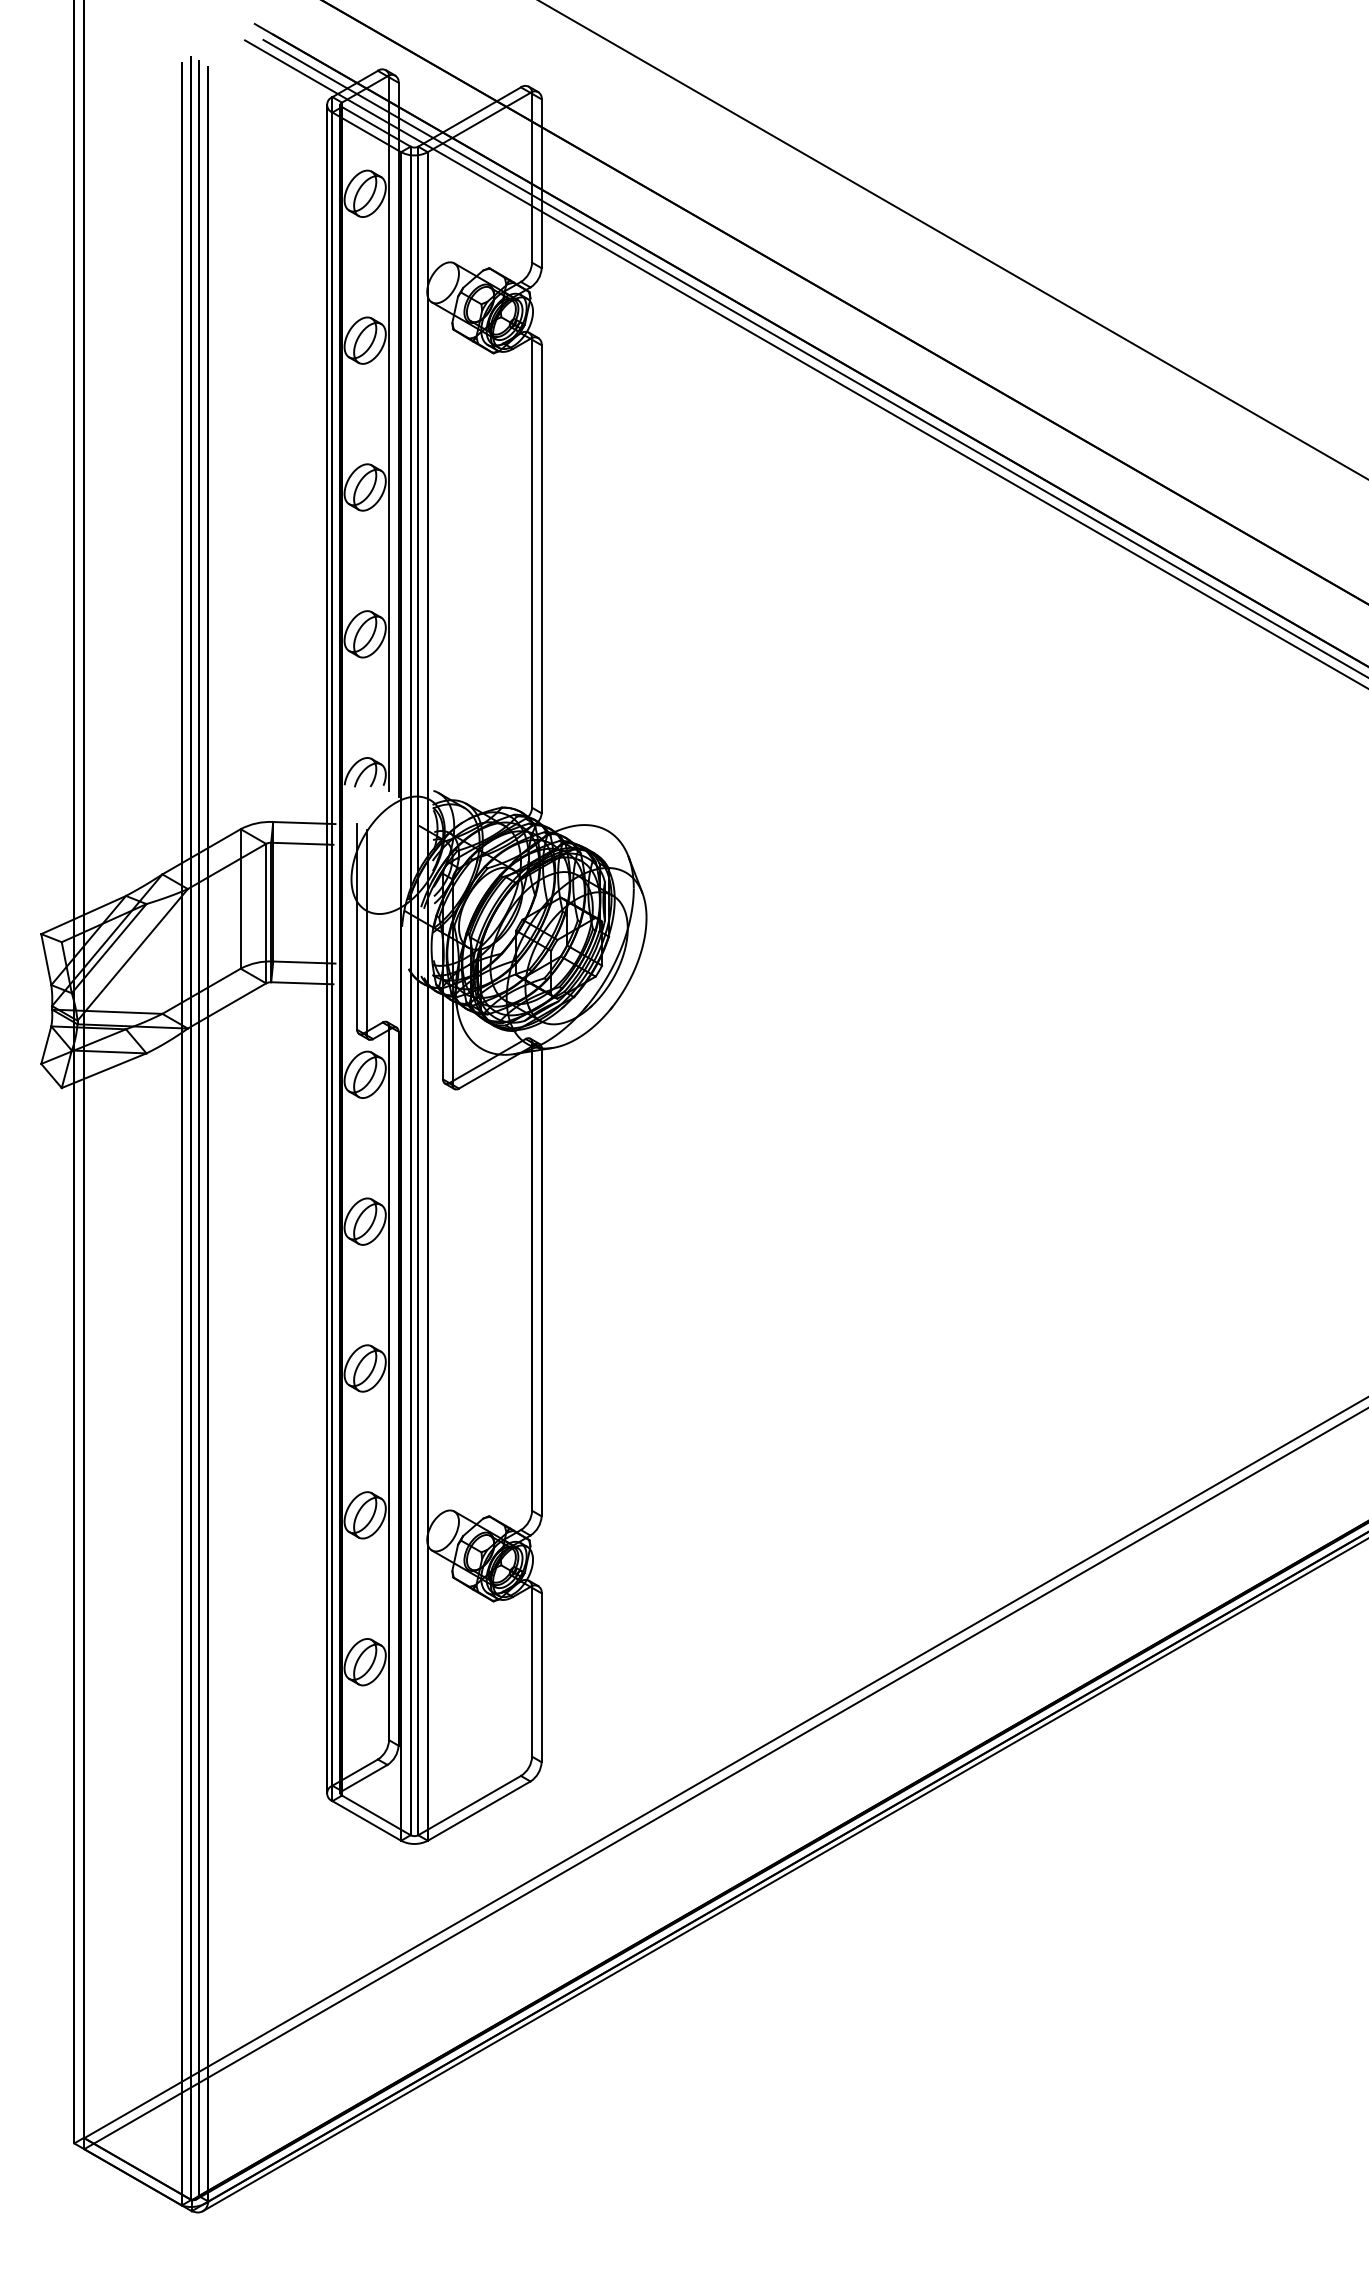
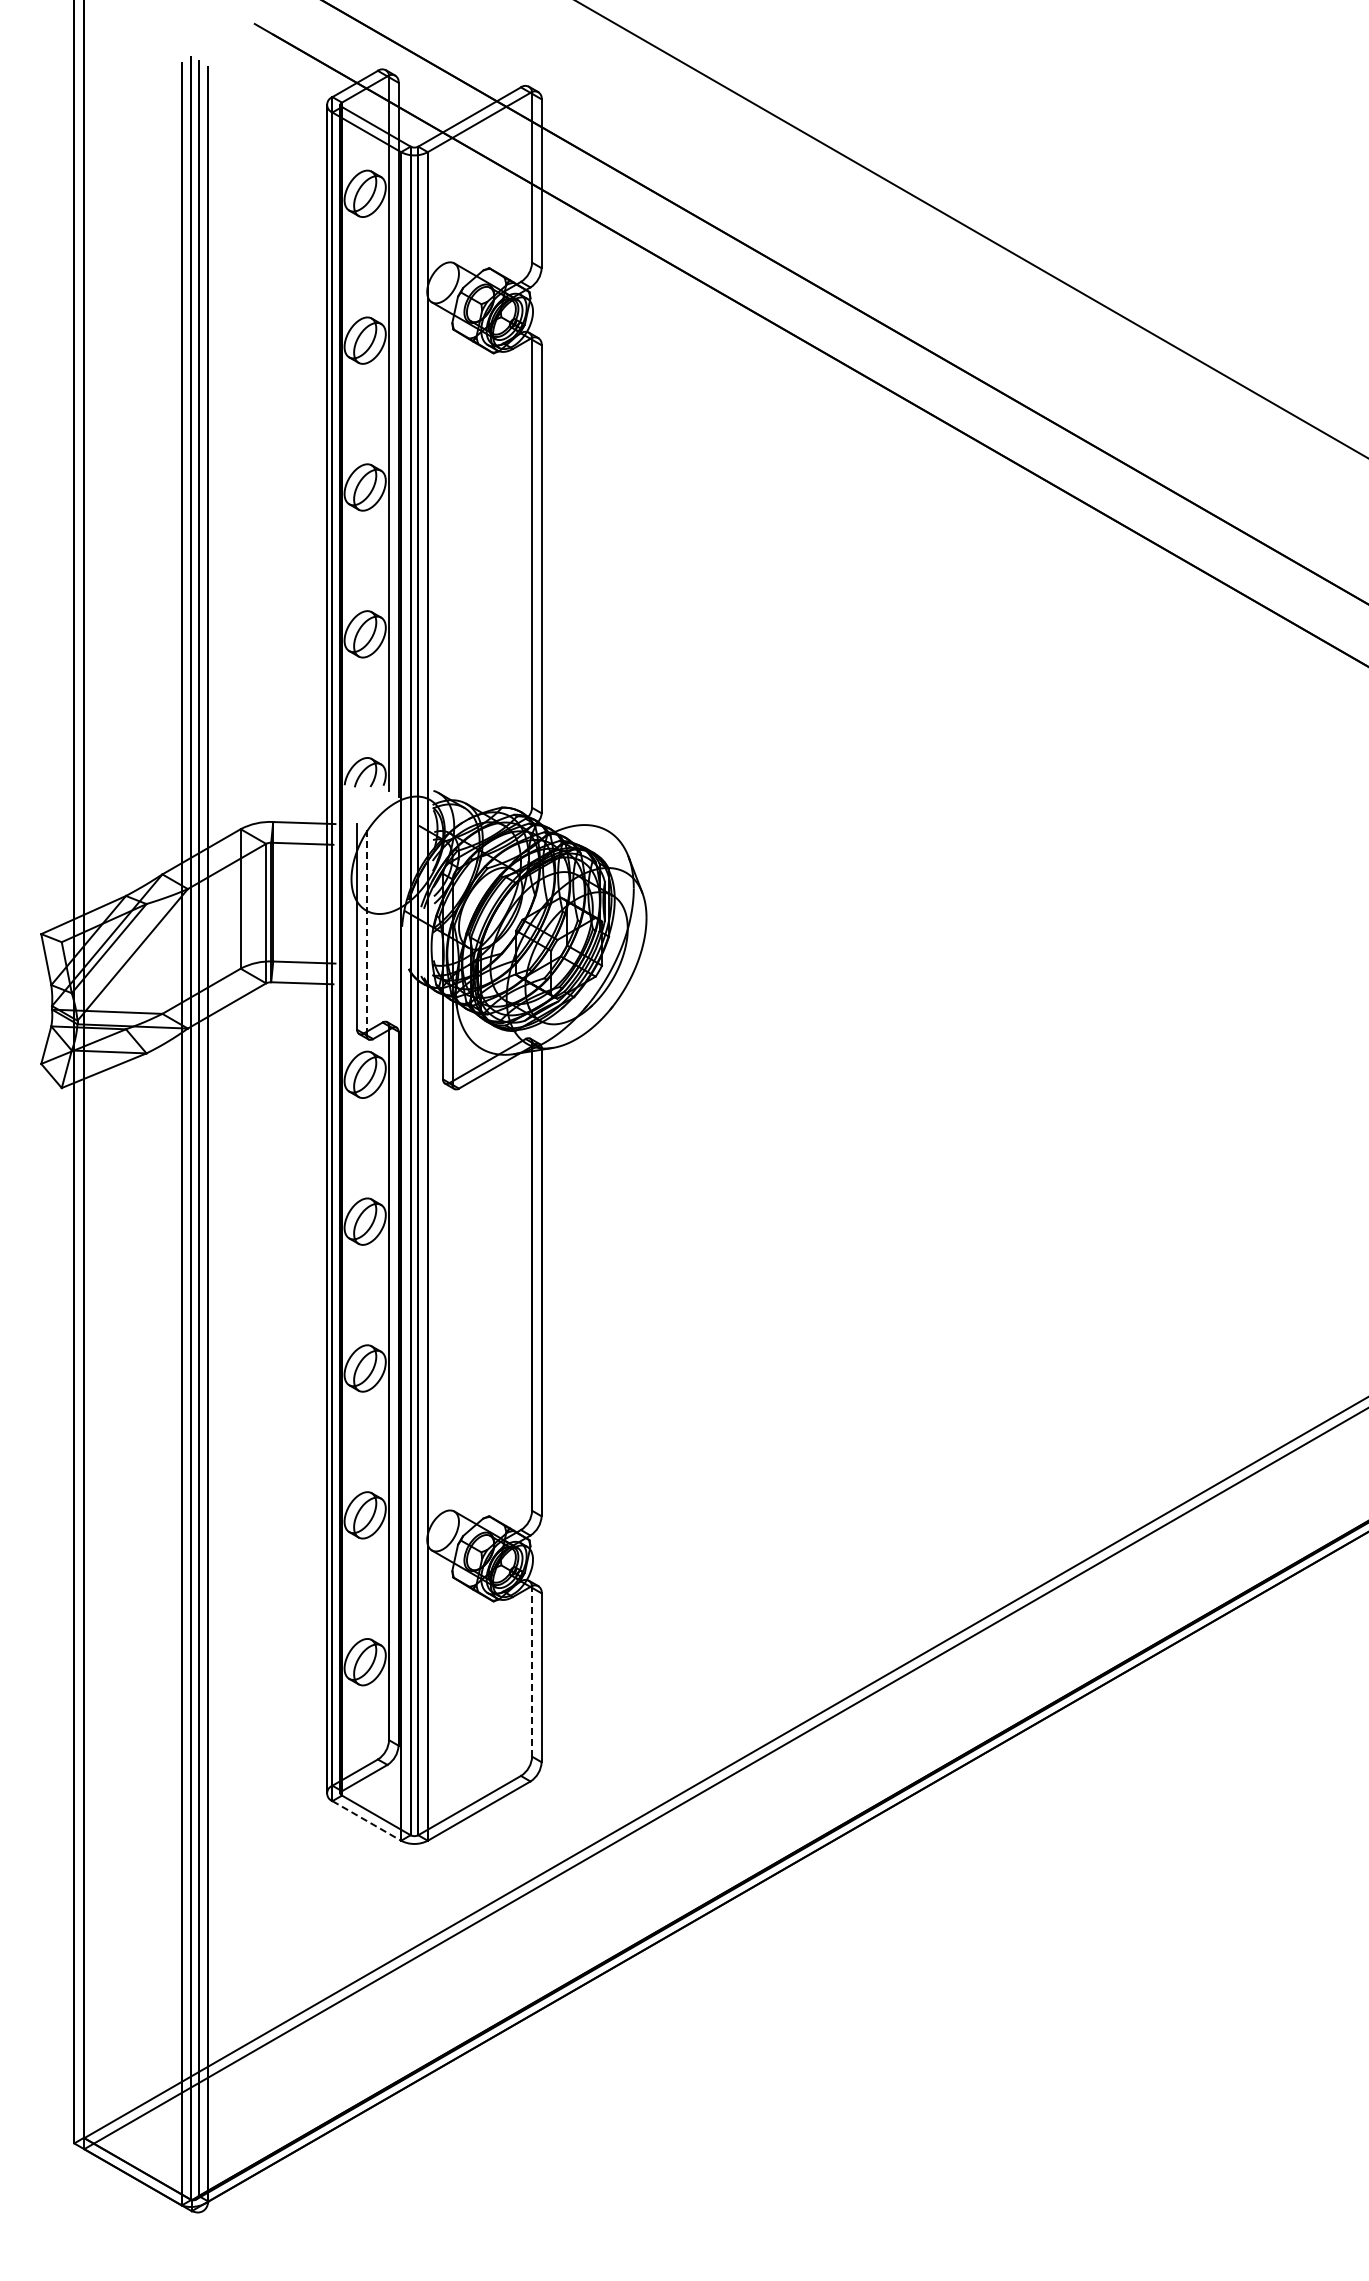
line position: (953, 239) -> (971, 229) (971, 229)
line: present -> none (814, 357)
line: present -> none (805, 363)
line: solid -> dashed (366, 932)
line: solid -> dashed (532, 1671)
line: solid -> dashed (366, 1820)
line: present -> none (783, 1875)
